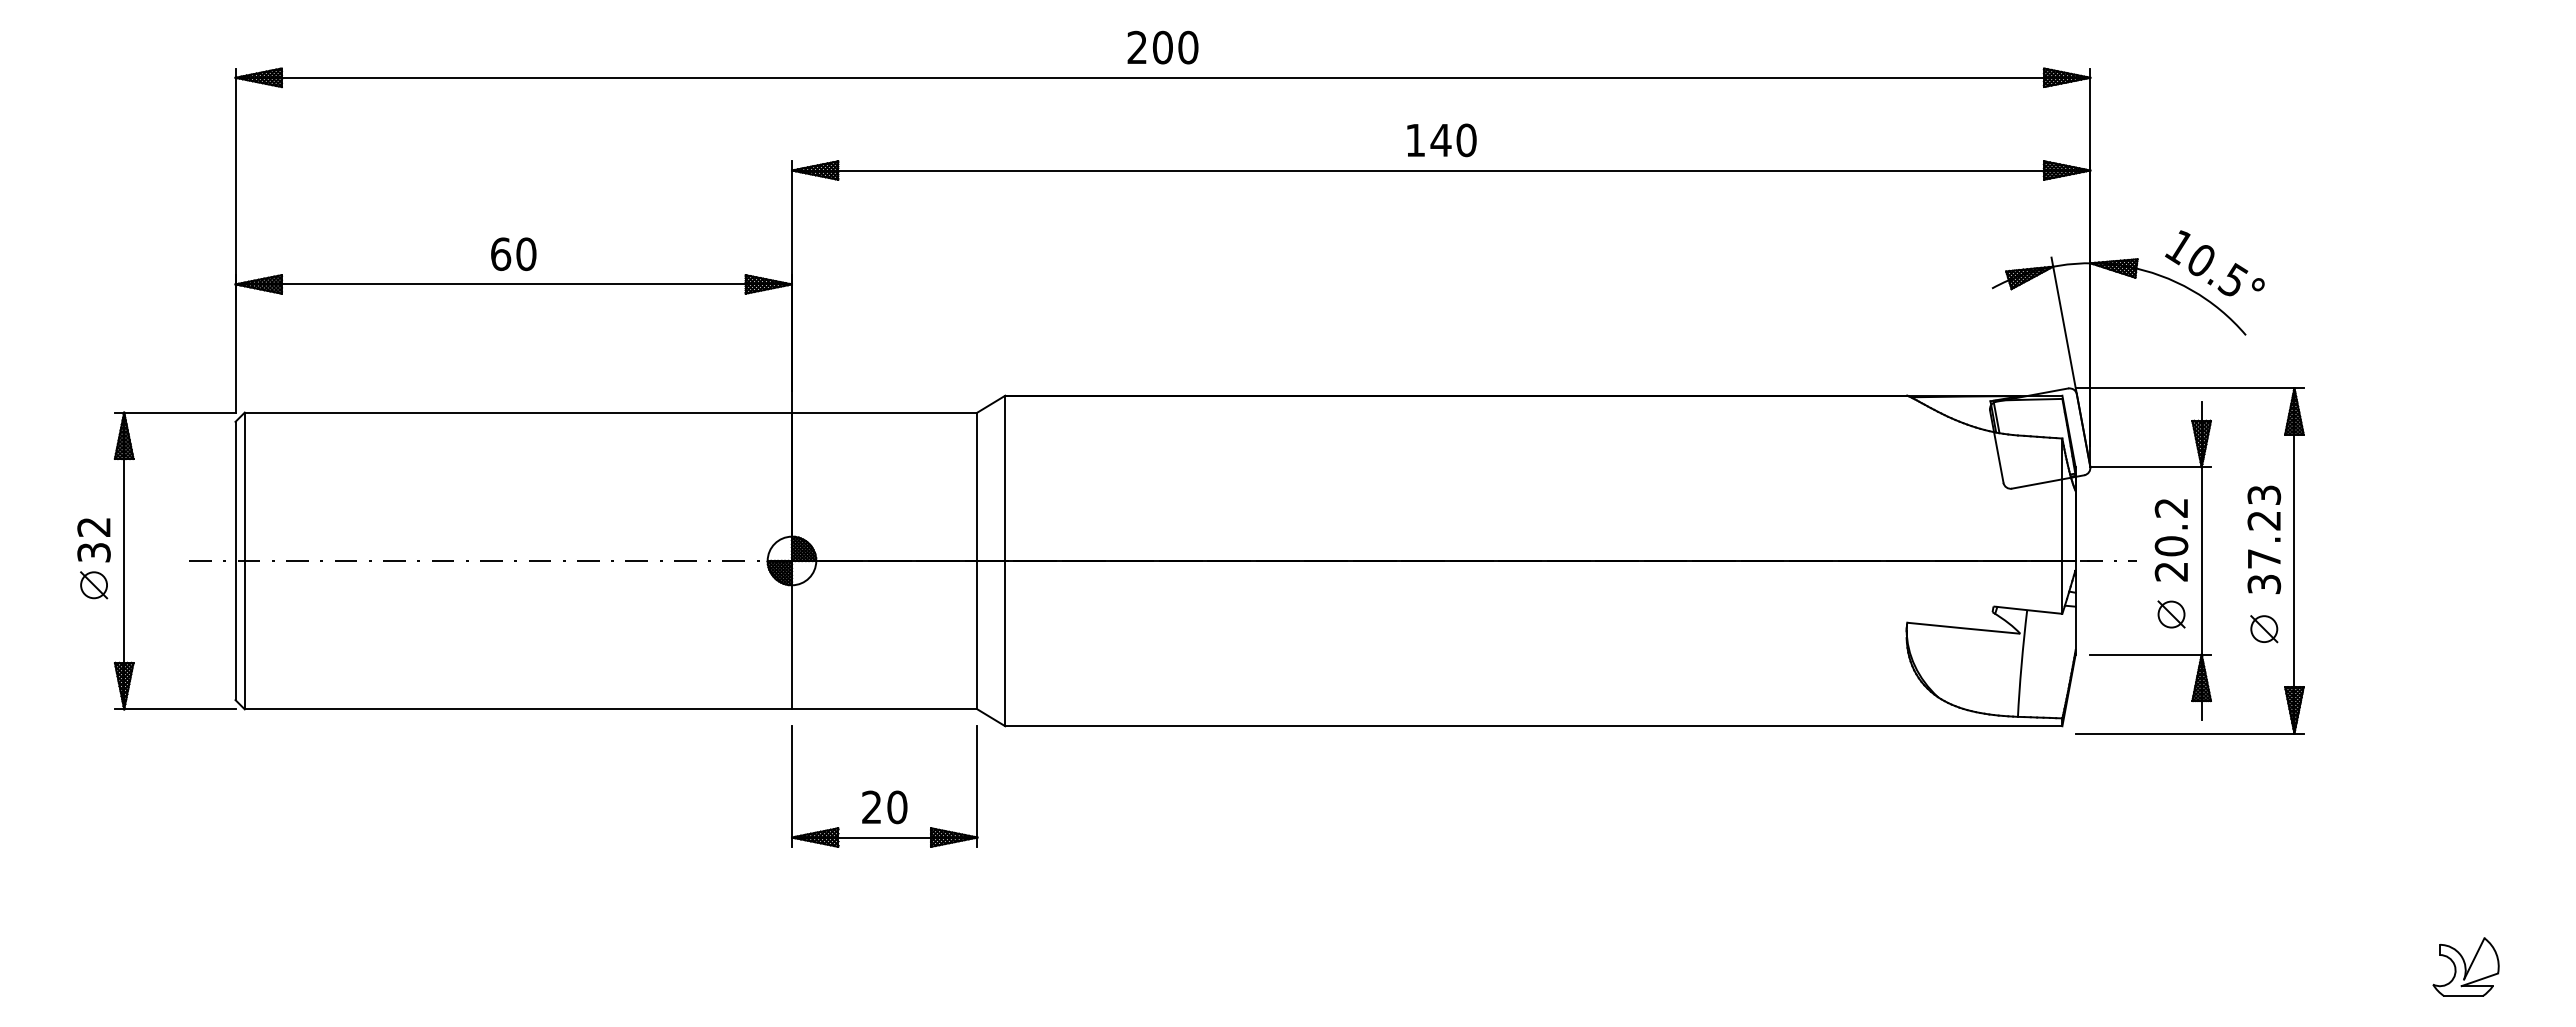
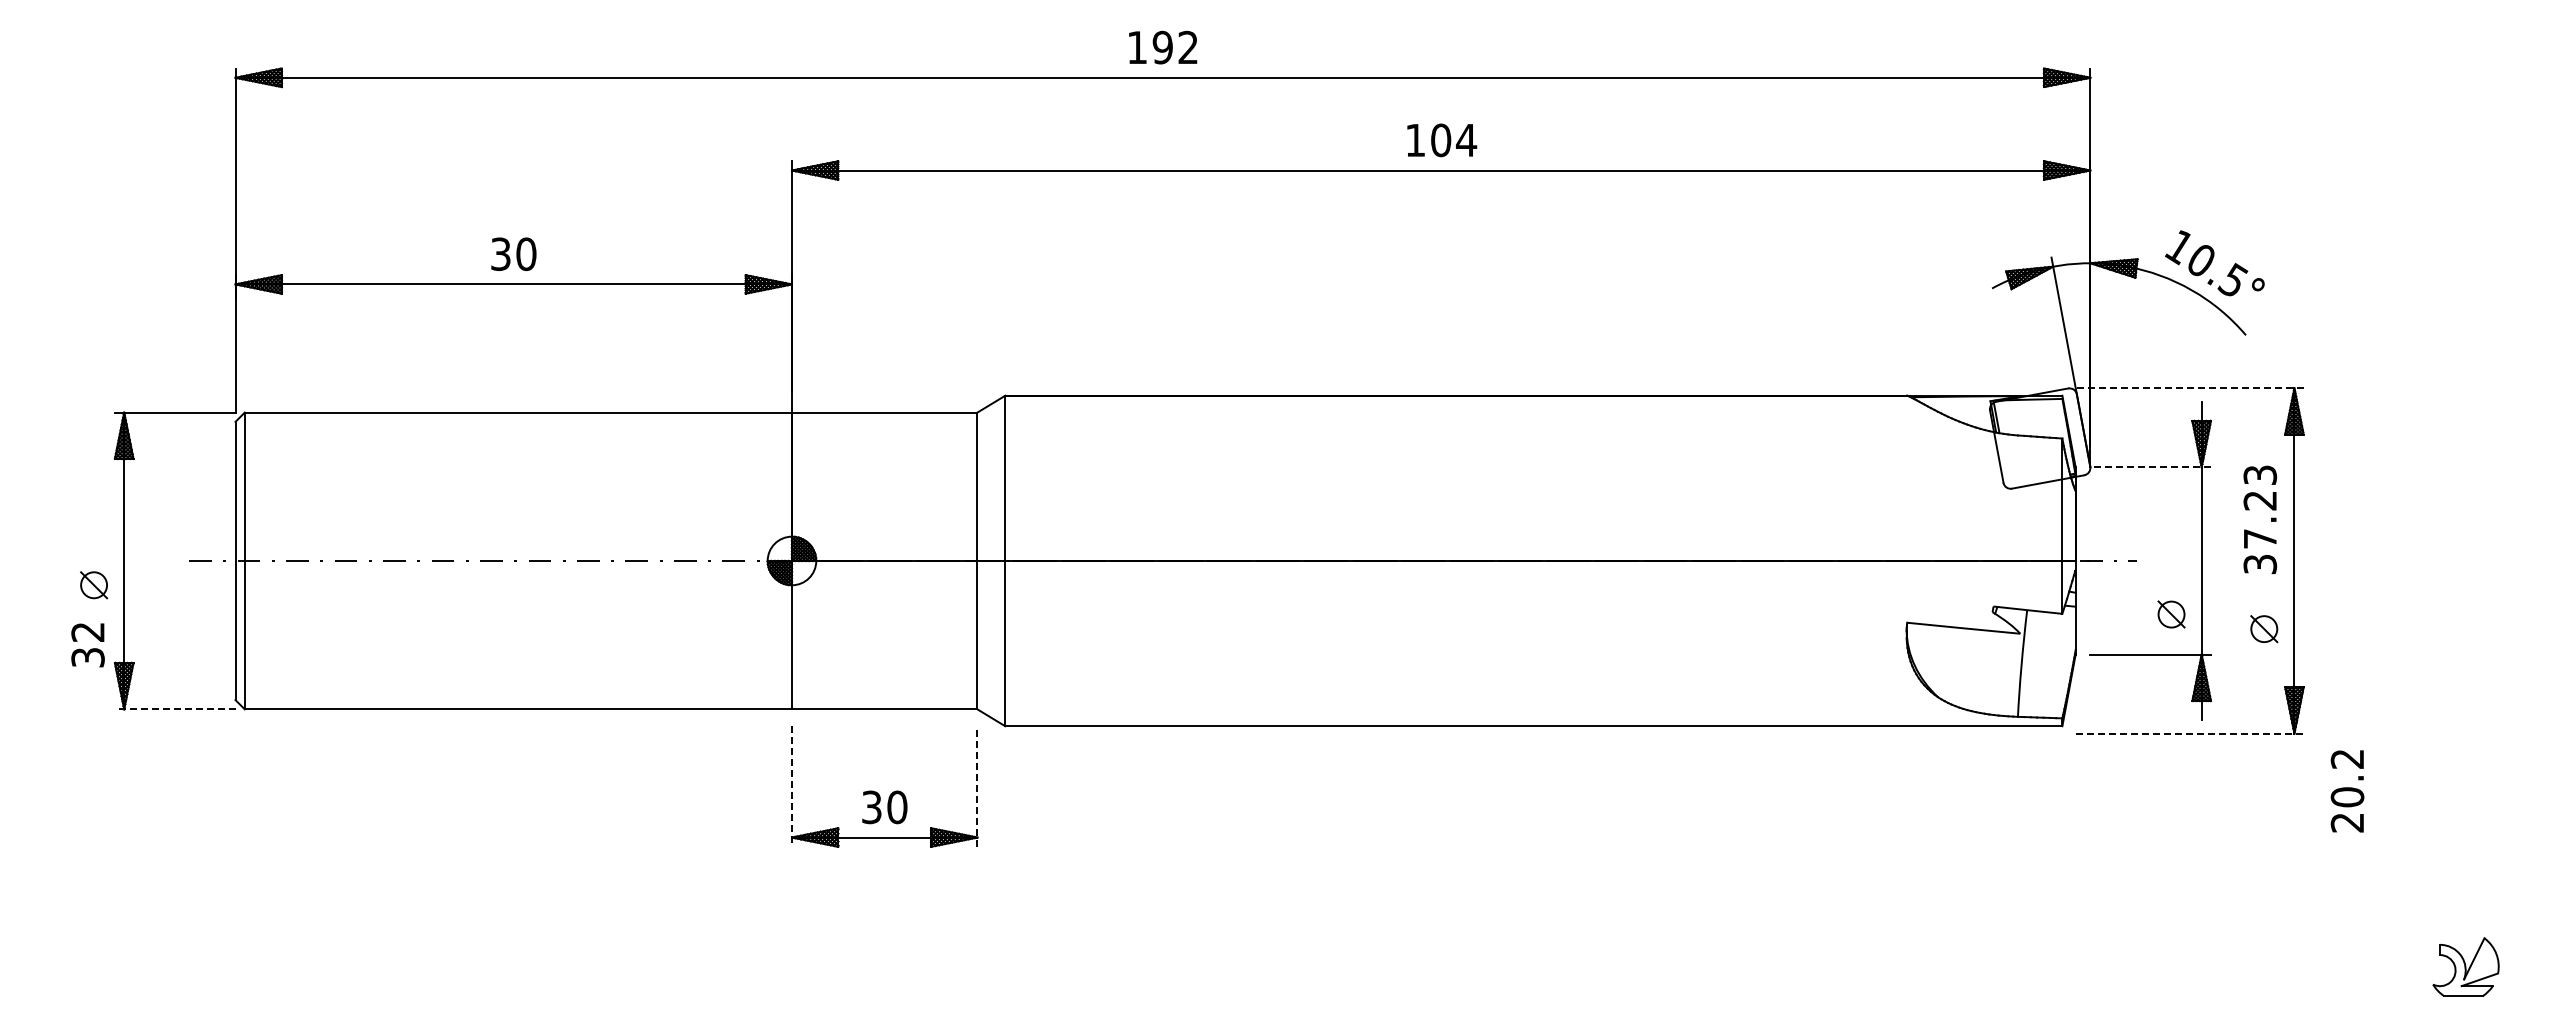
text: 200 -> 192 (1162, 47)
text: 140 -> 104 (1453, 140)
text: 60 -> 30 (501, 254)
line: solid -> dashed (2189, 388)
line: solid -> dashed (2150, 467)
text position: (2264, 539) -> (2260, 519) (2260, 519)
text position: (93, 540) -> (87, 645) (87, 645)
text position: (2171, 540) -> (2347, 791) (2347, 791)
line: solid -> dashed (174, 709)
line: solid -> dashed (2189, 733)
line: solid -> dashed (977, 786)
line: solid -> dashed (791, 787)
text: 20 -> 30 (871, 807)
